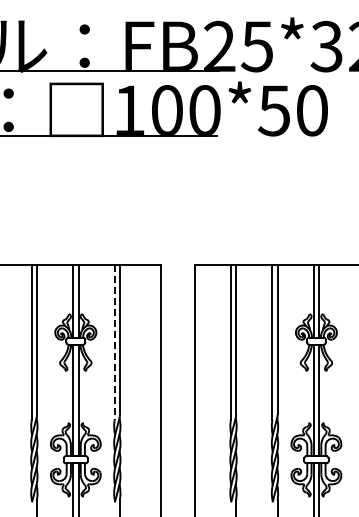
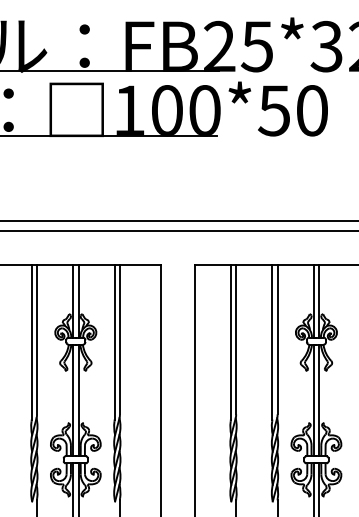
line: none -> present (178, 220)
line: none -> present (178, 231)
line: dashed -> solid (114, 342)
